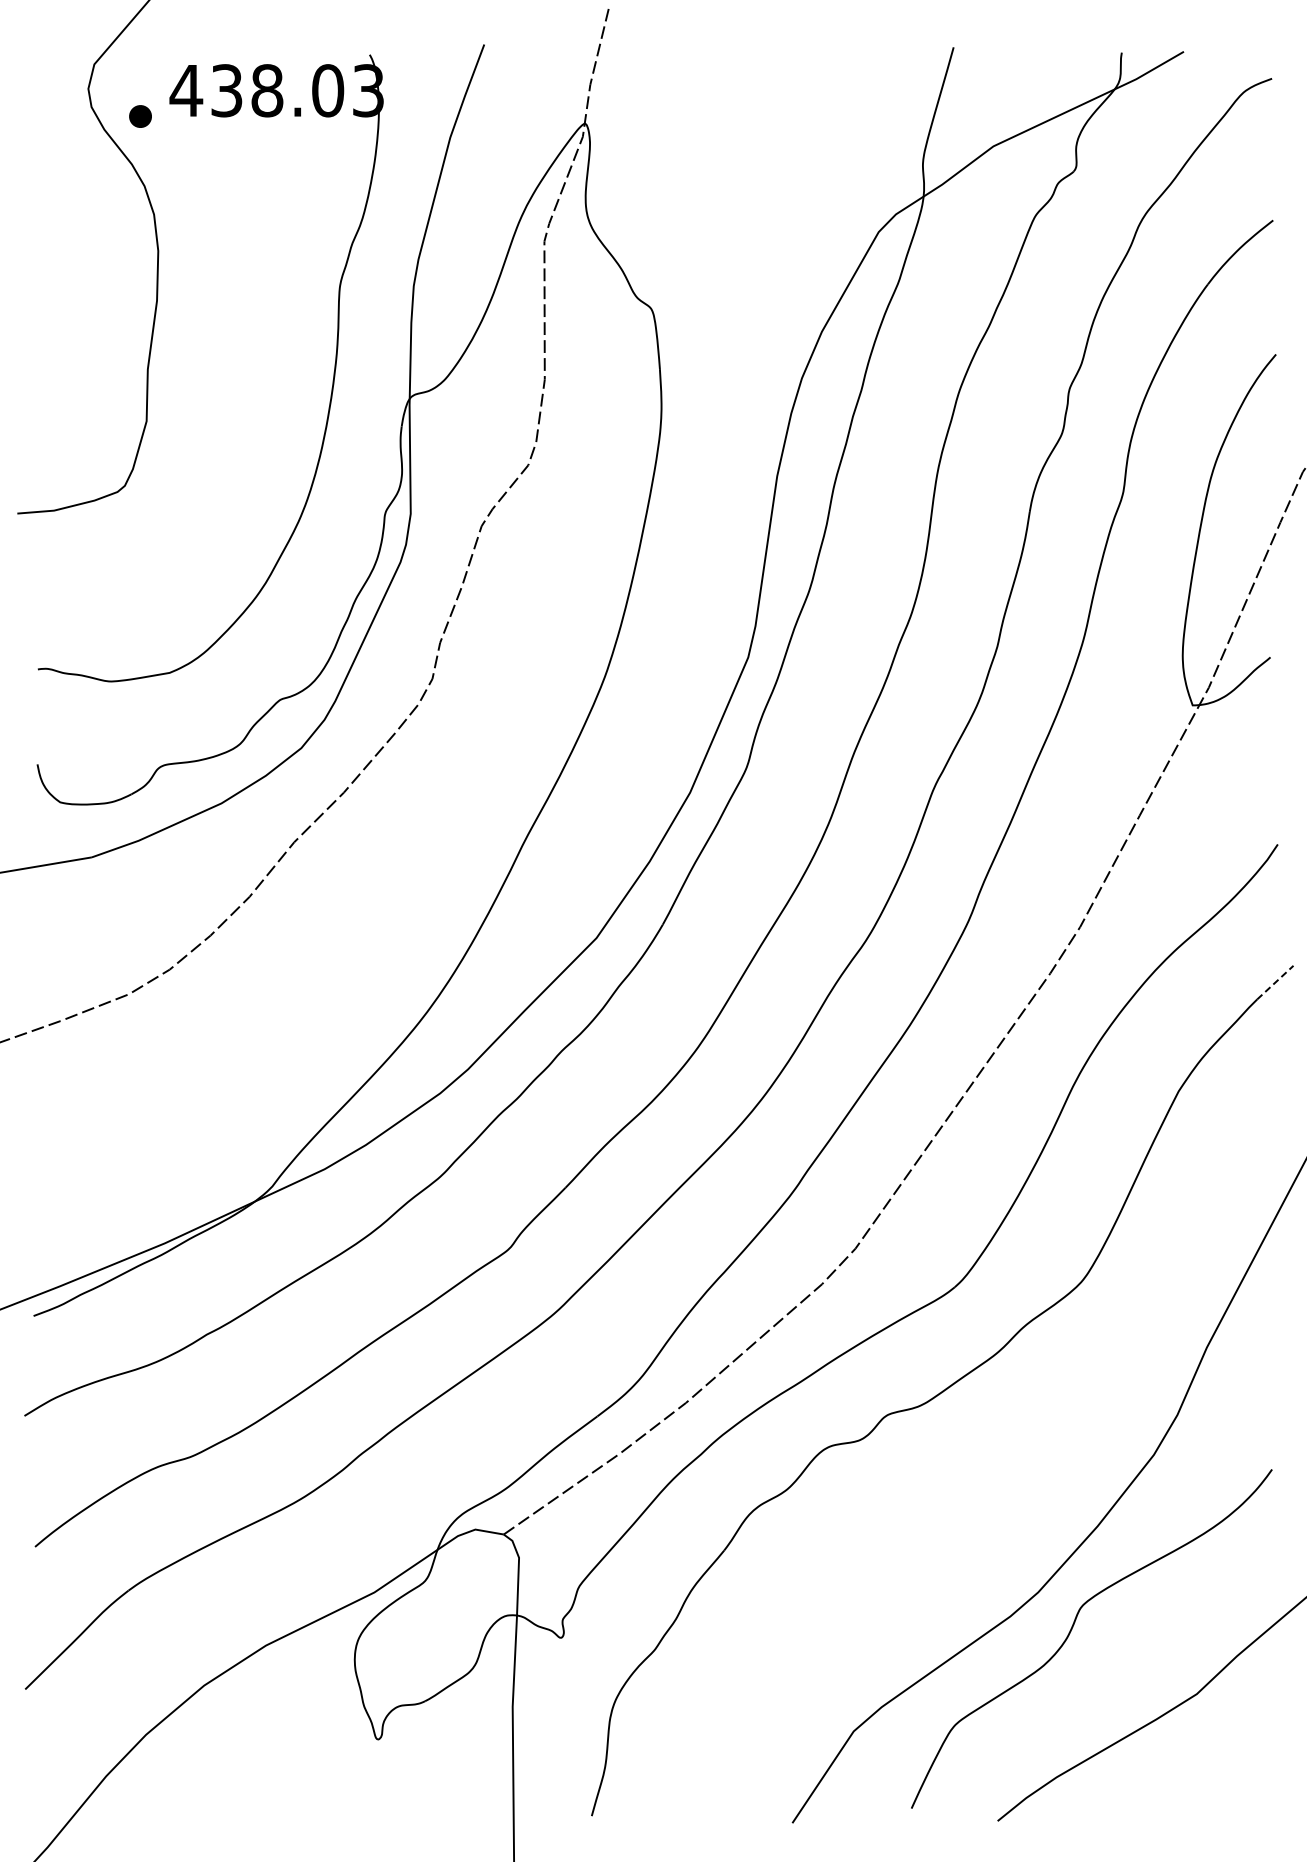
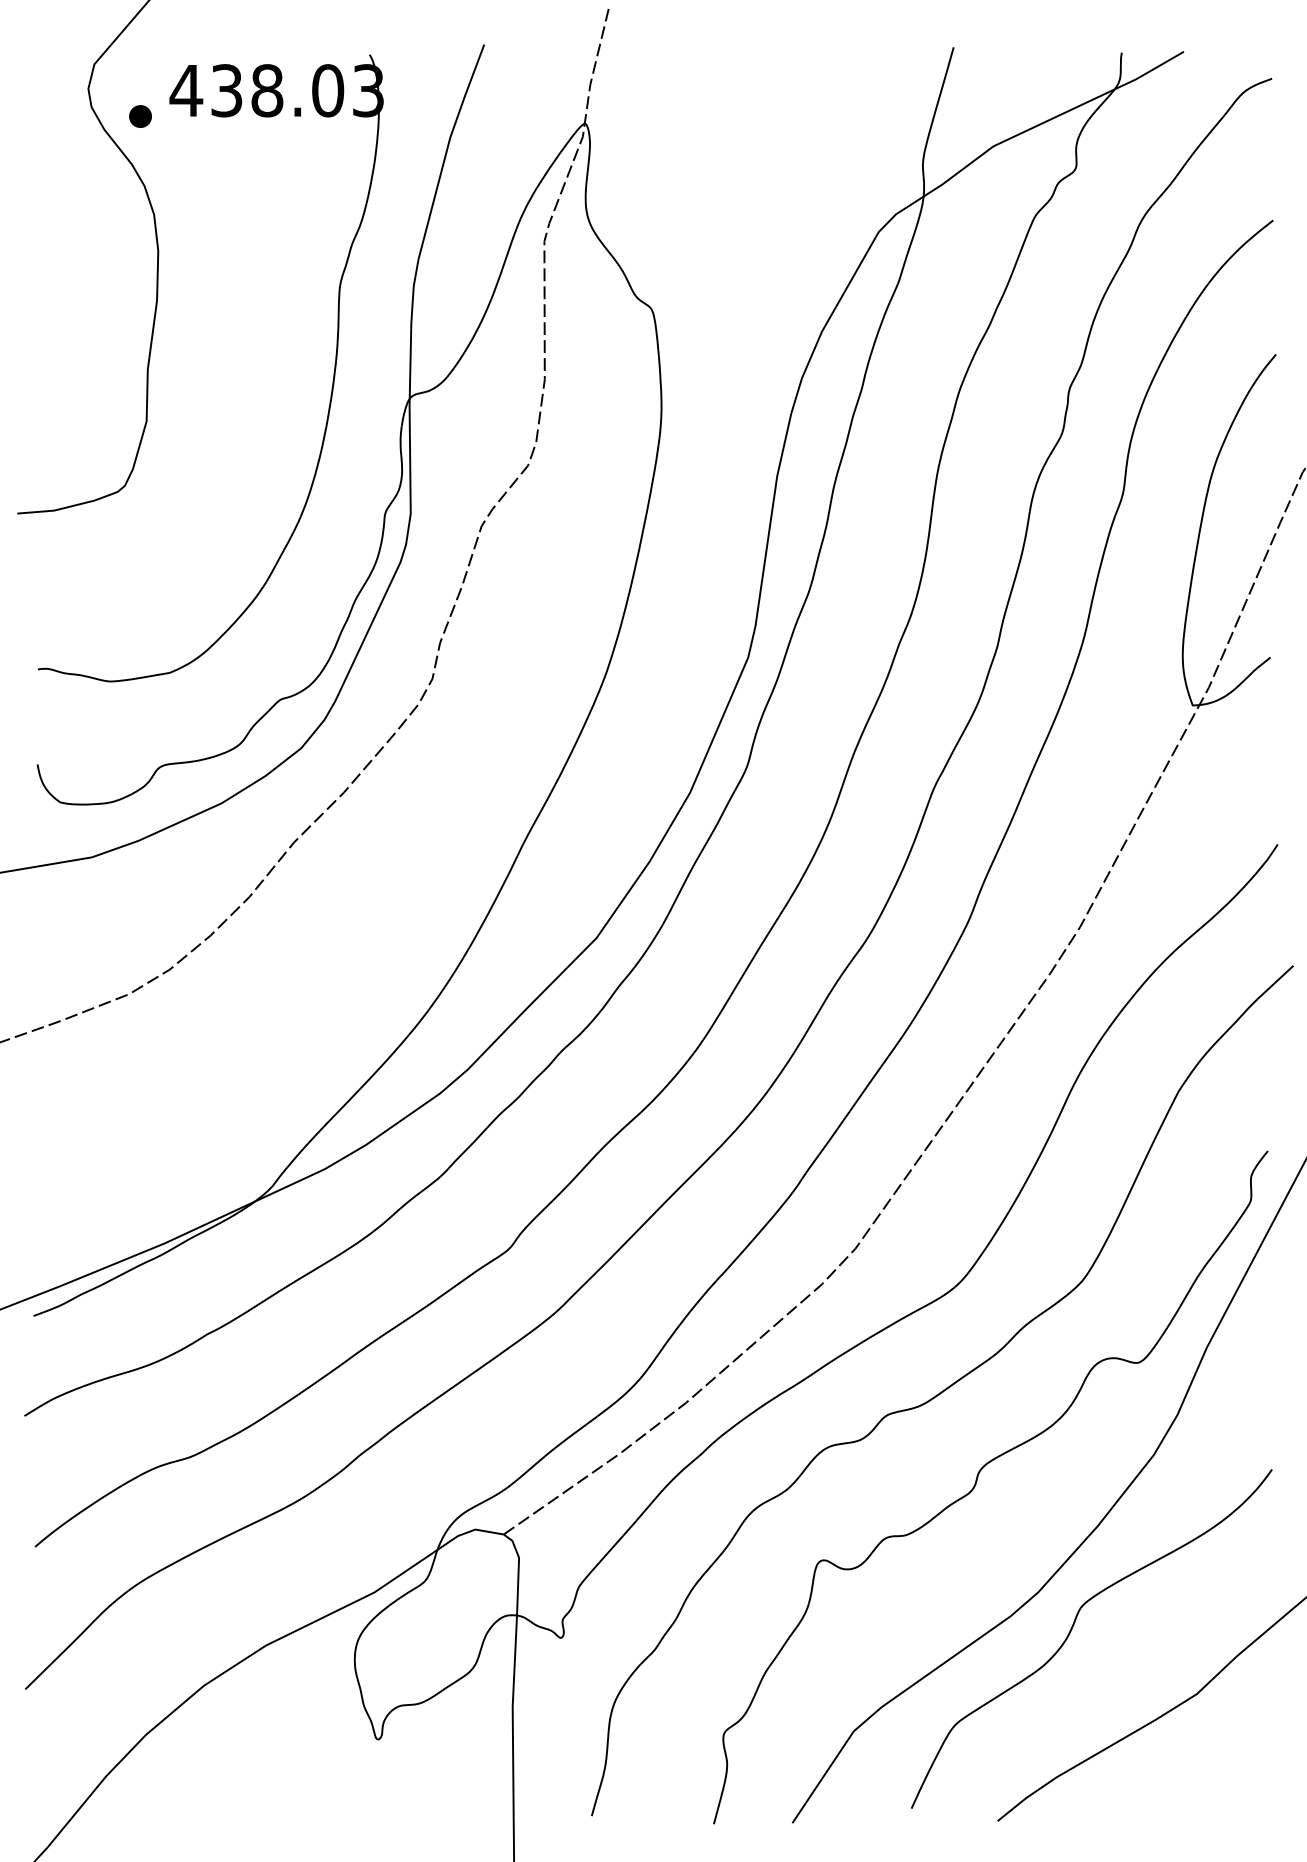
line: dashed -> solid (1275, 982)
part: none -> present (977, 1481)
